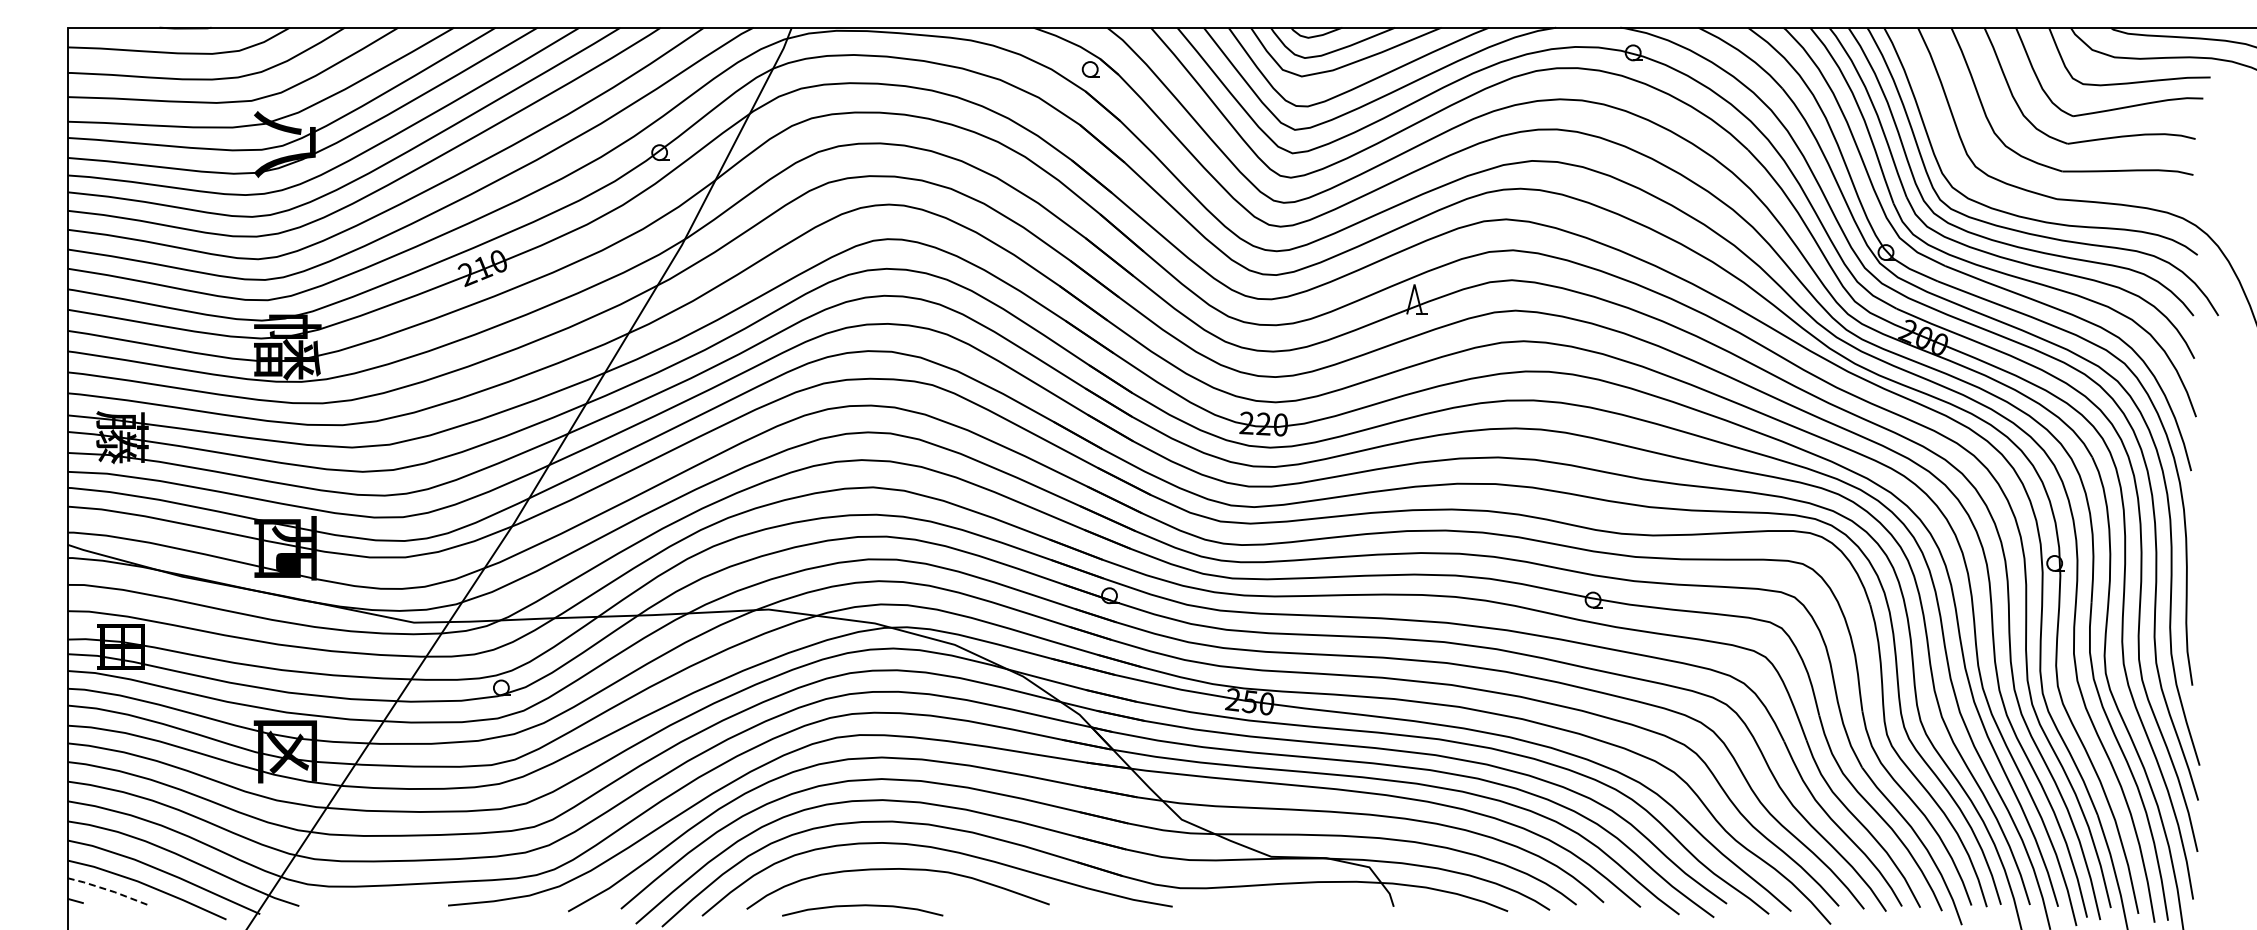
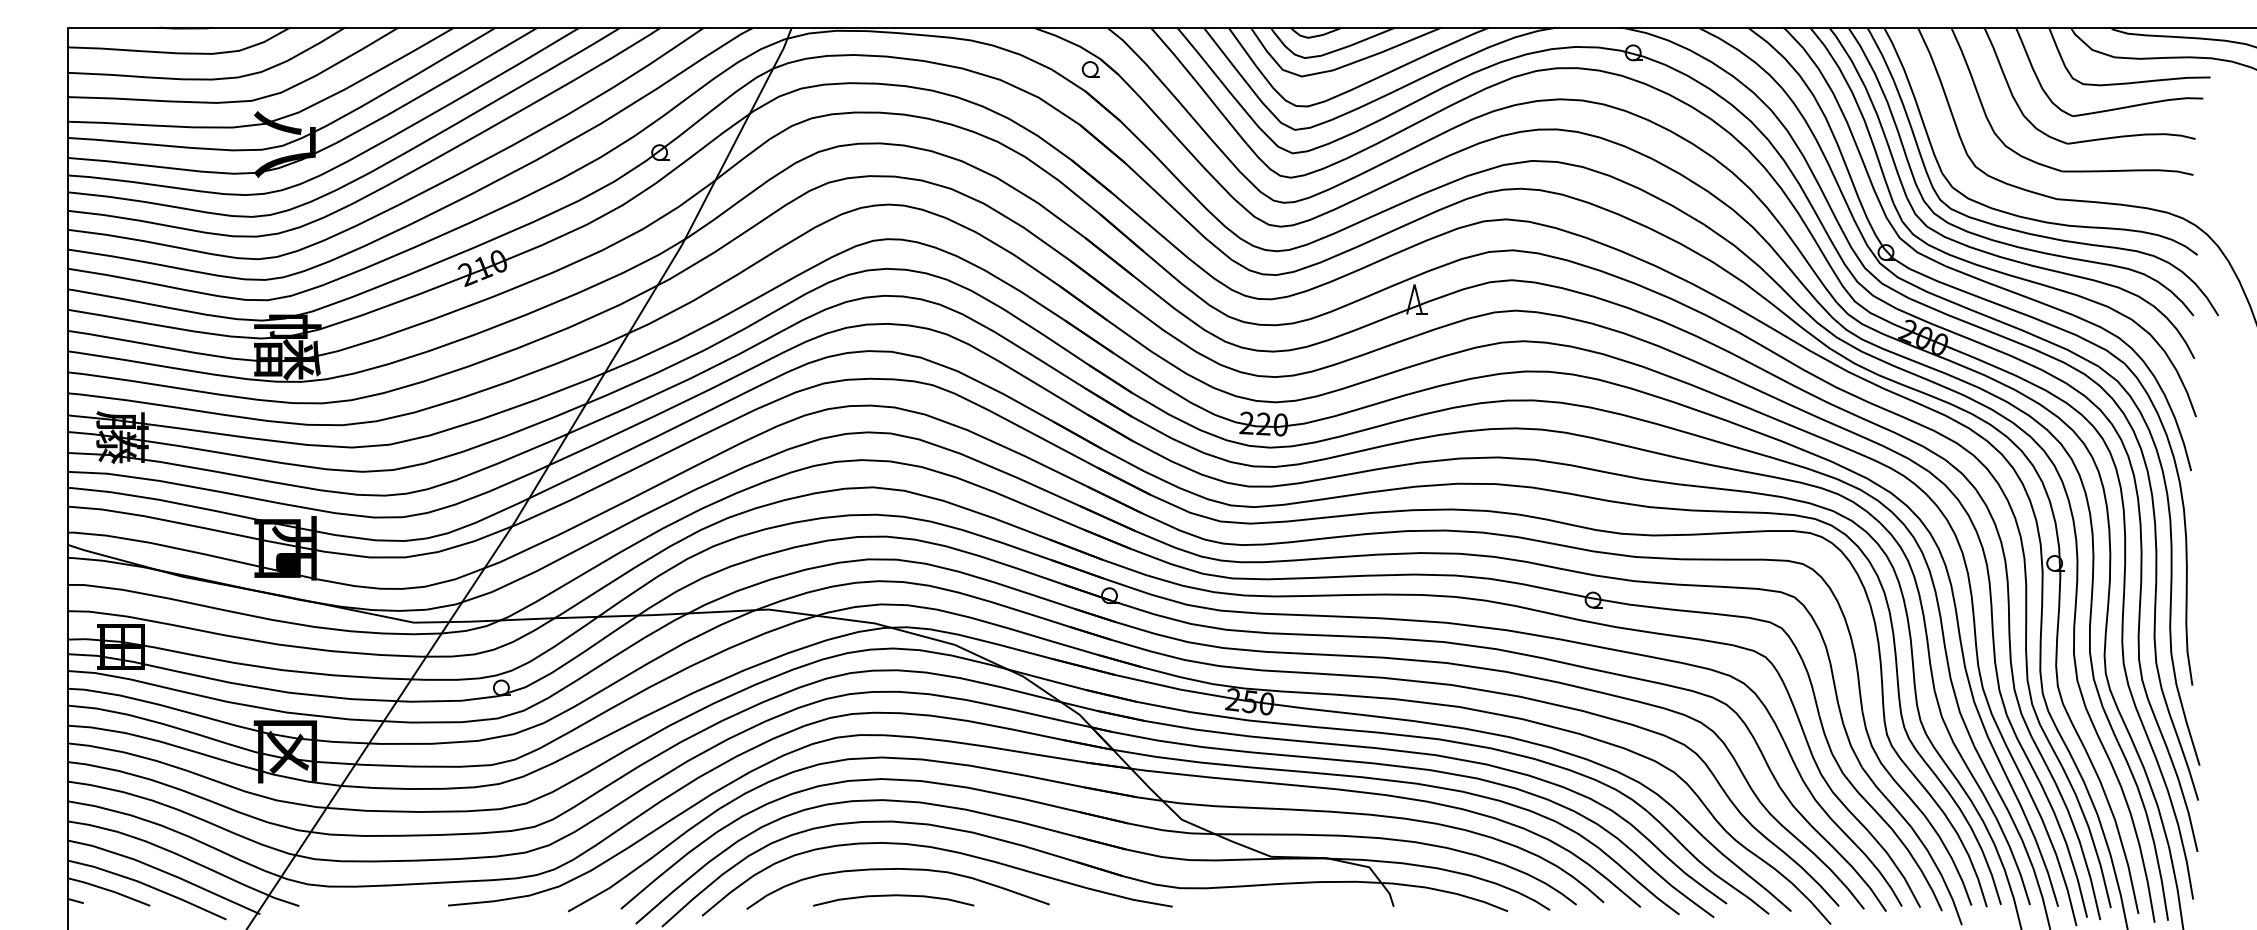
line: dashed -> solid (109, 890)
curve position: (862, 906) -> (893, 896) (893, 896)
